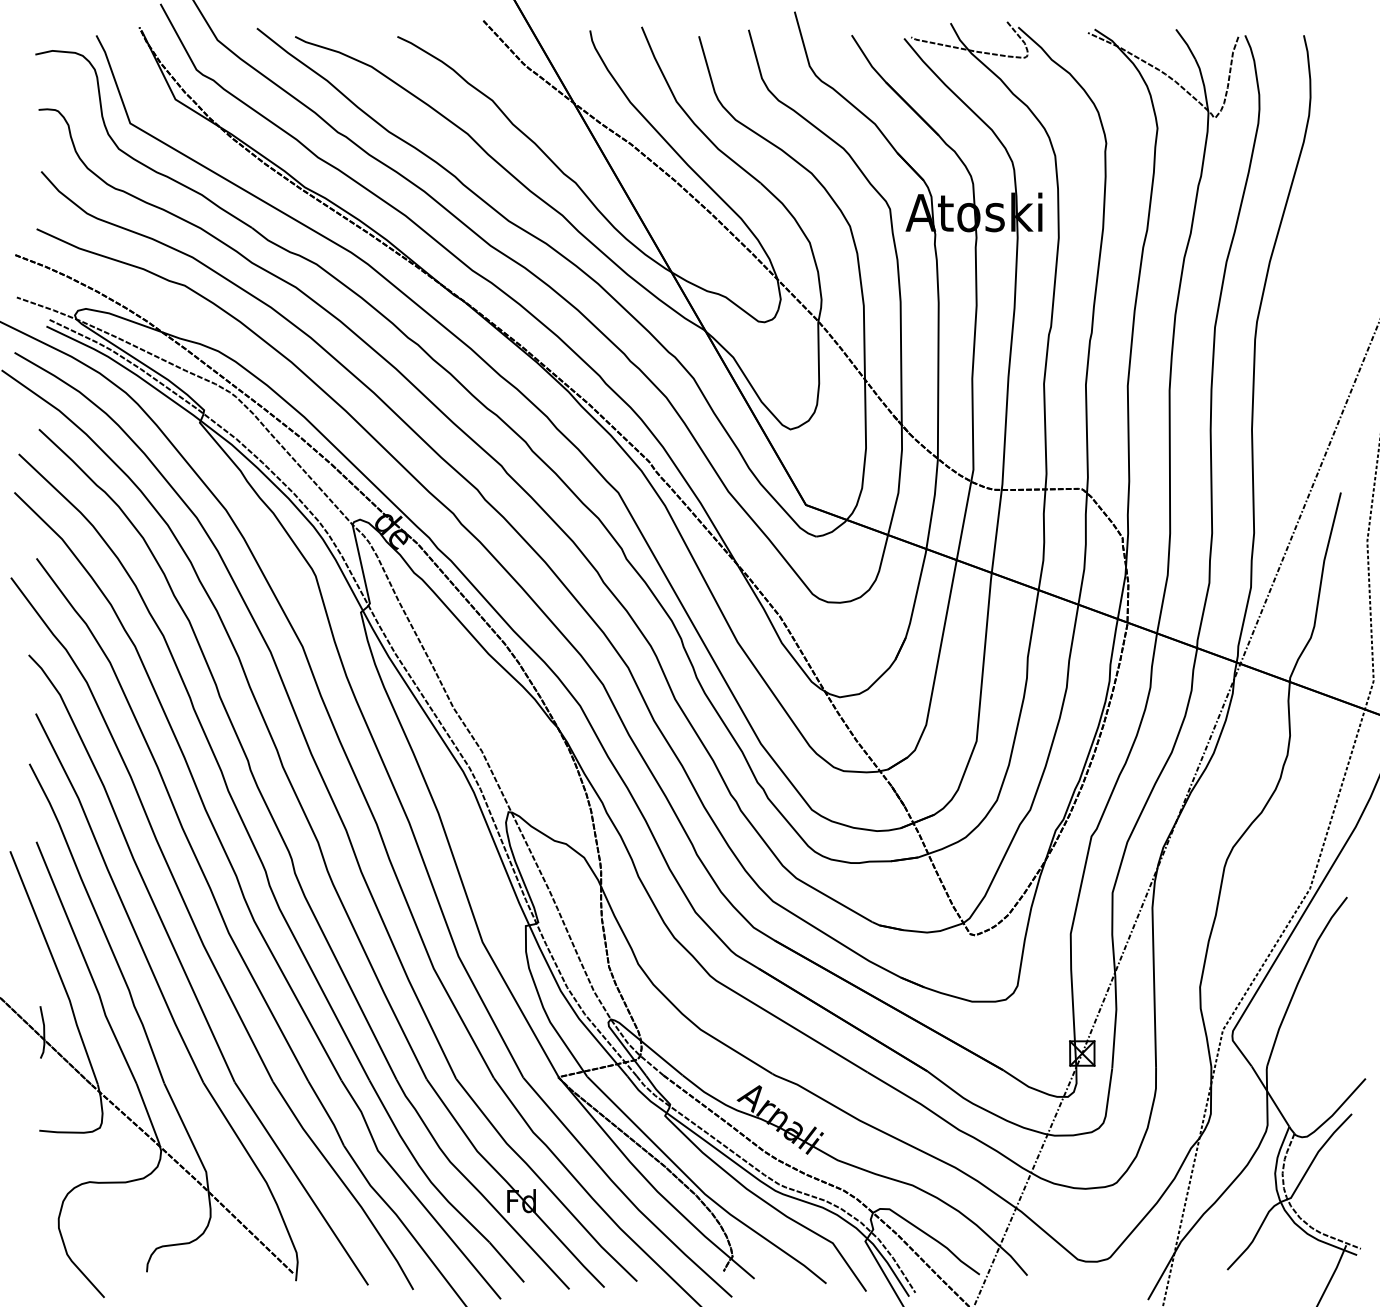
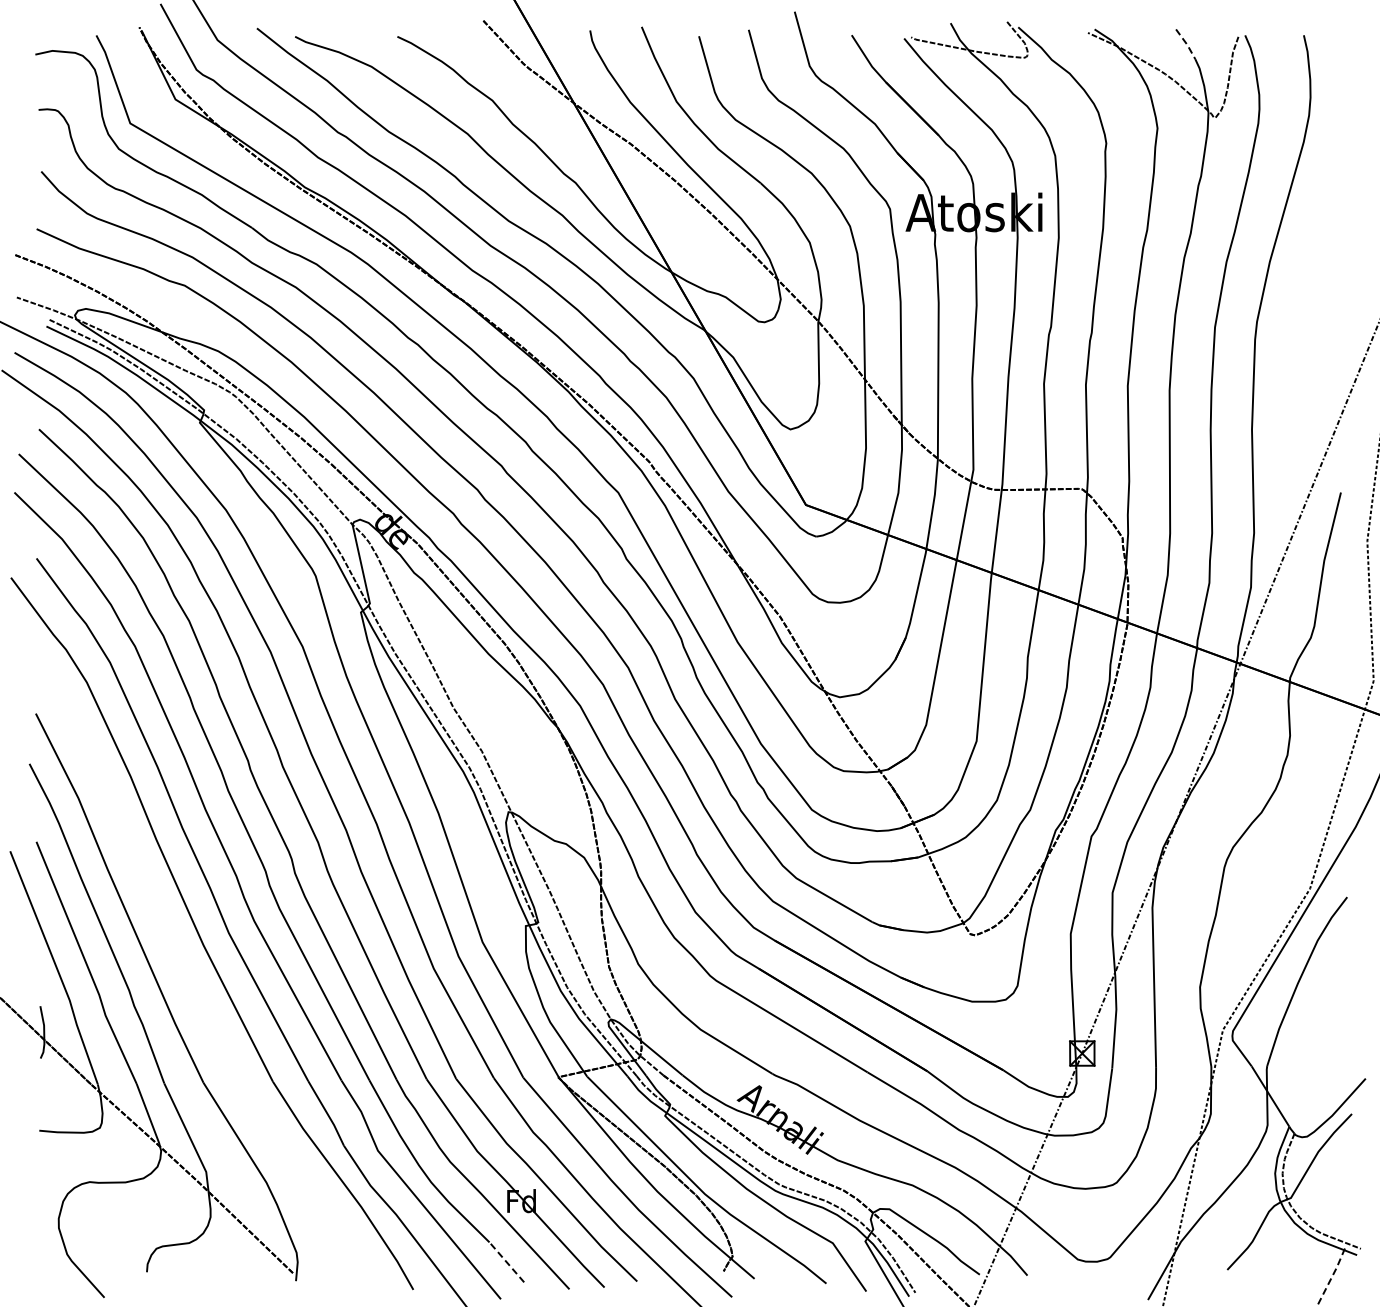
line: solid -> dashed (1186, 44)
part: present -> none (187, 975)
line: solid -> dashed (506, 1261)
line: solid -> dashed (1332, 1275)
